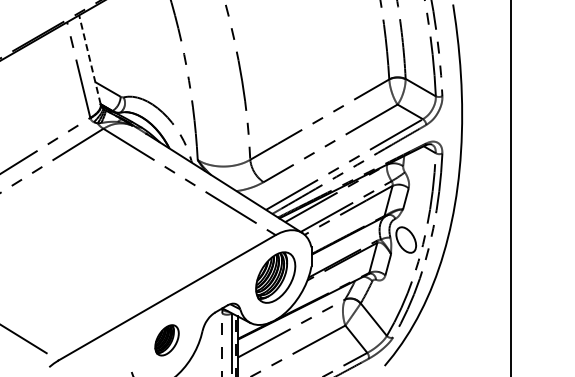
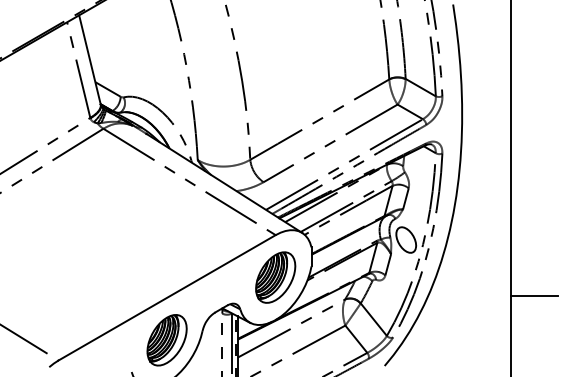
line: dashed -> solid (89, 59)
line: none -> present (533, 296)
part size: 26x33 px -> 42x53 px (166, 340)
